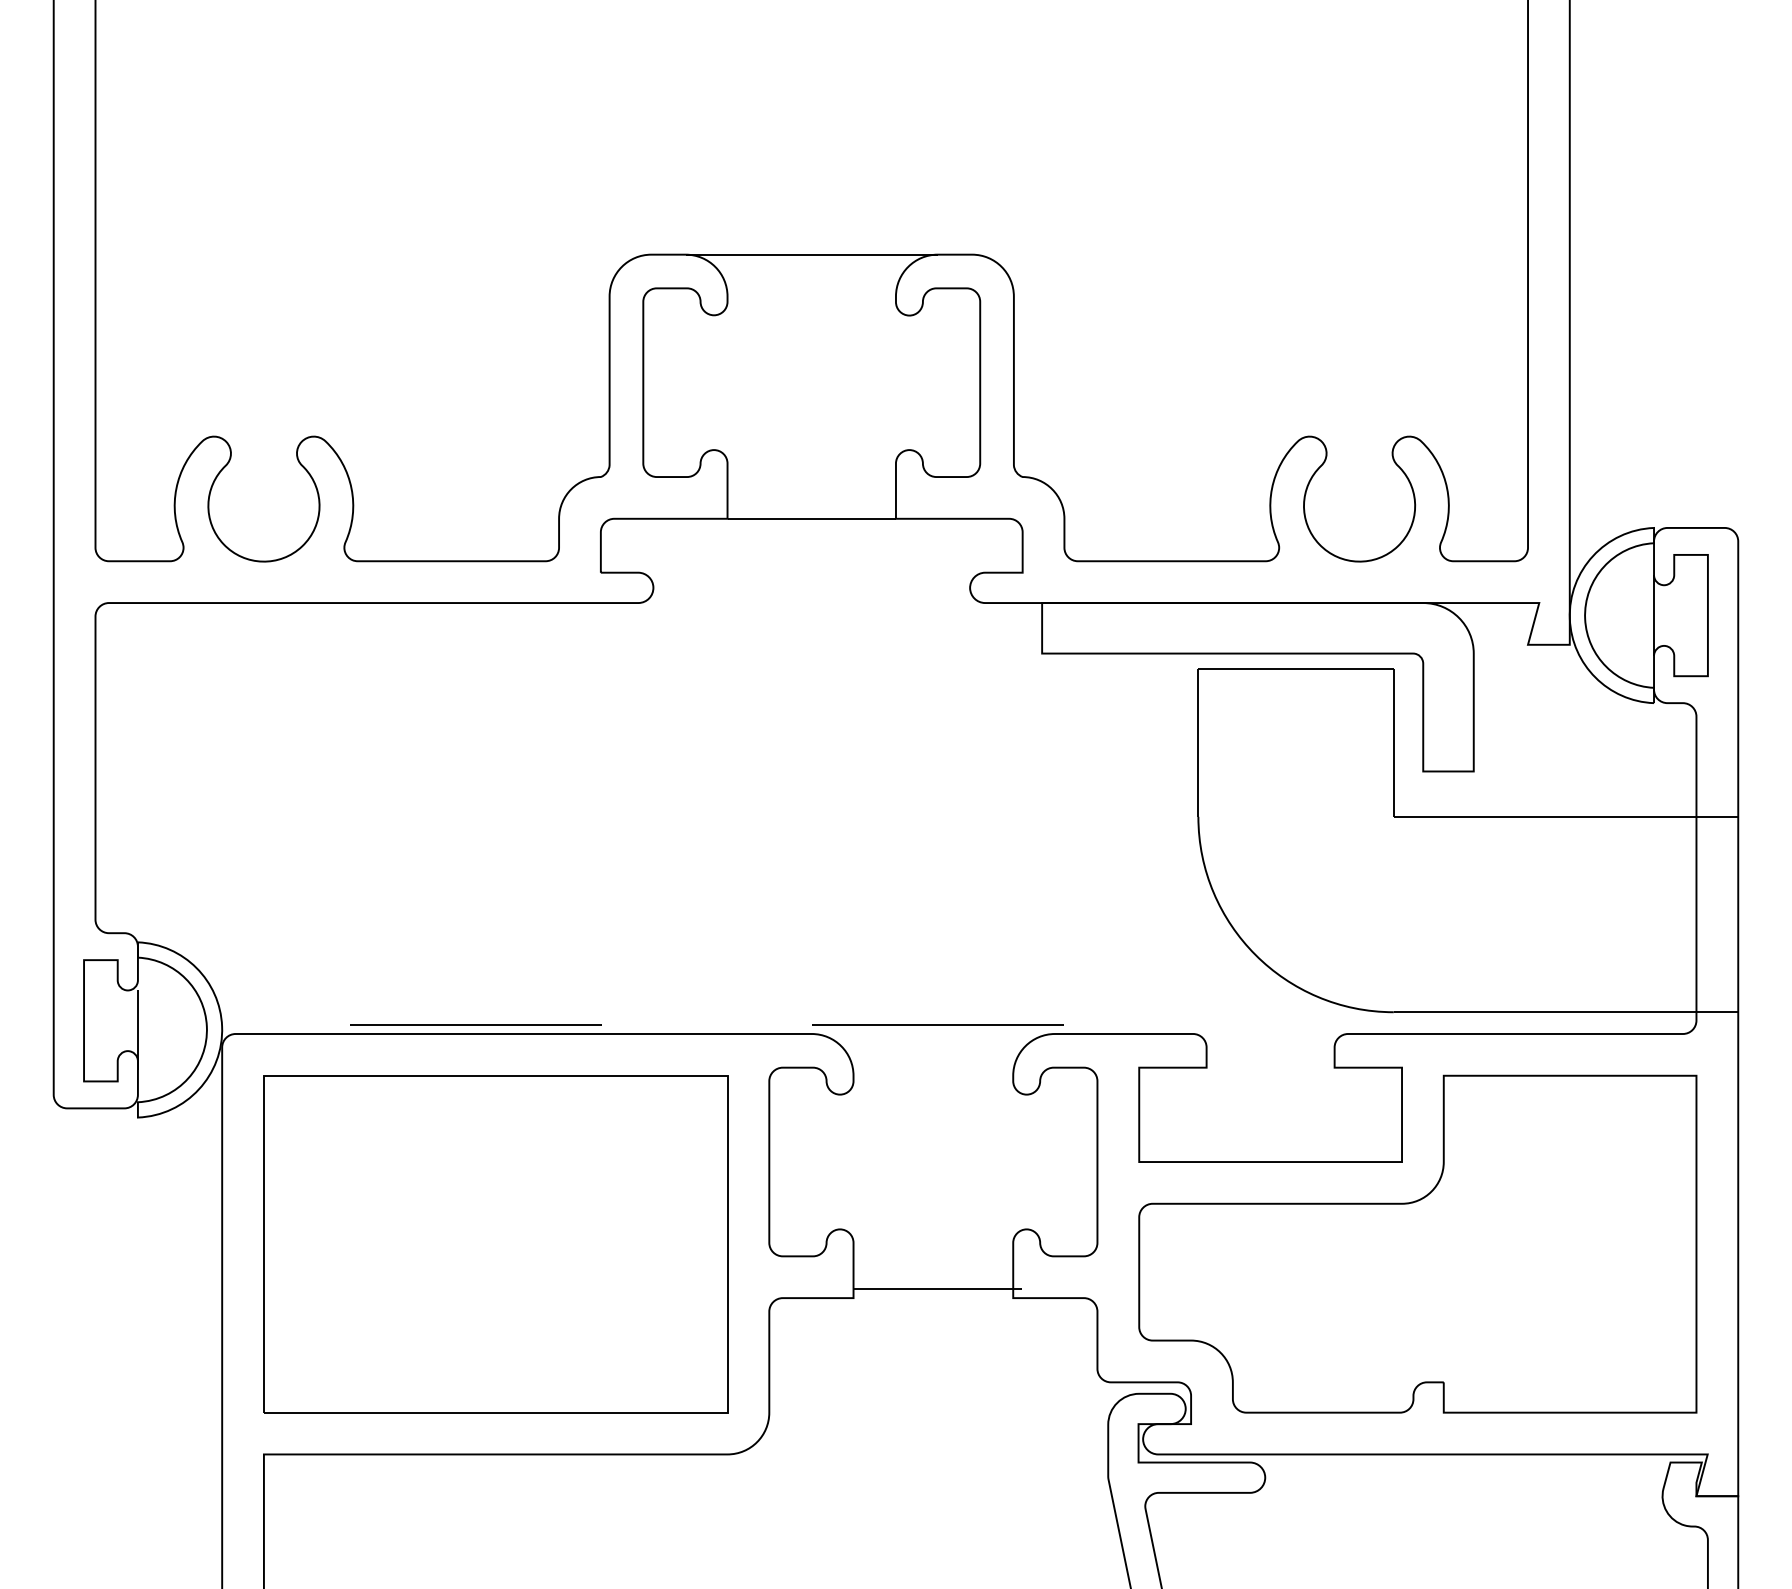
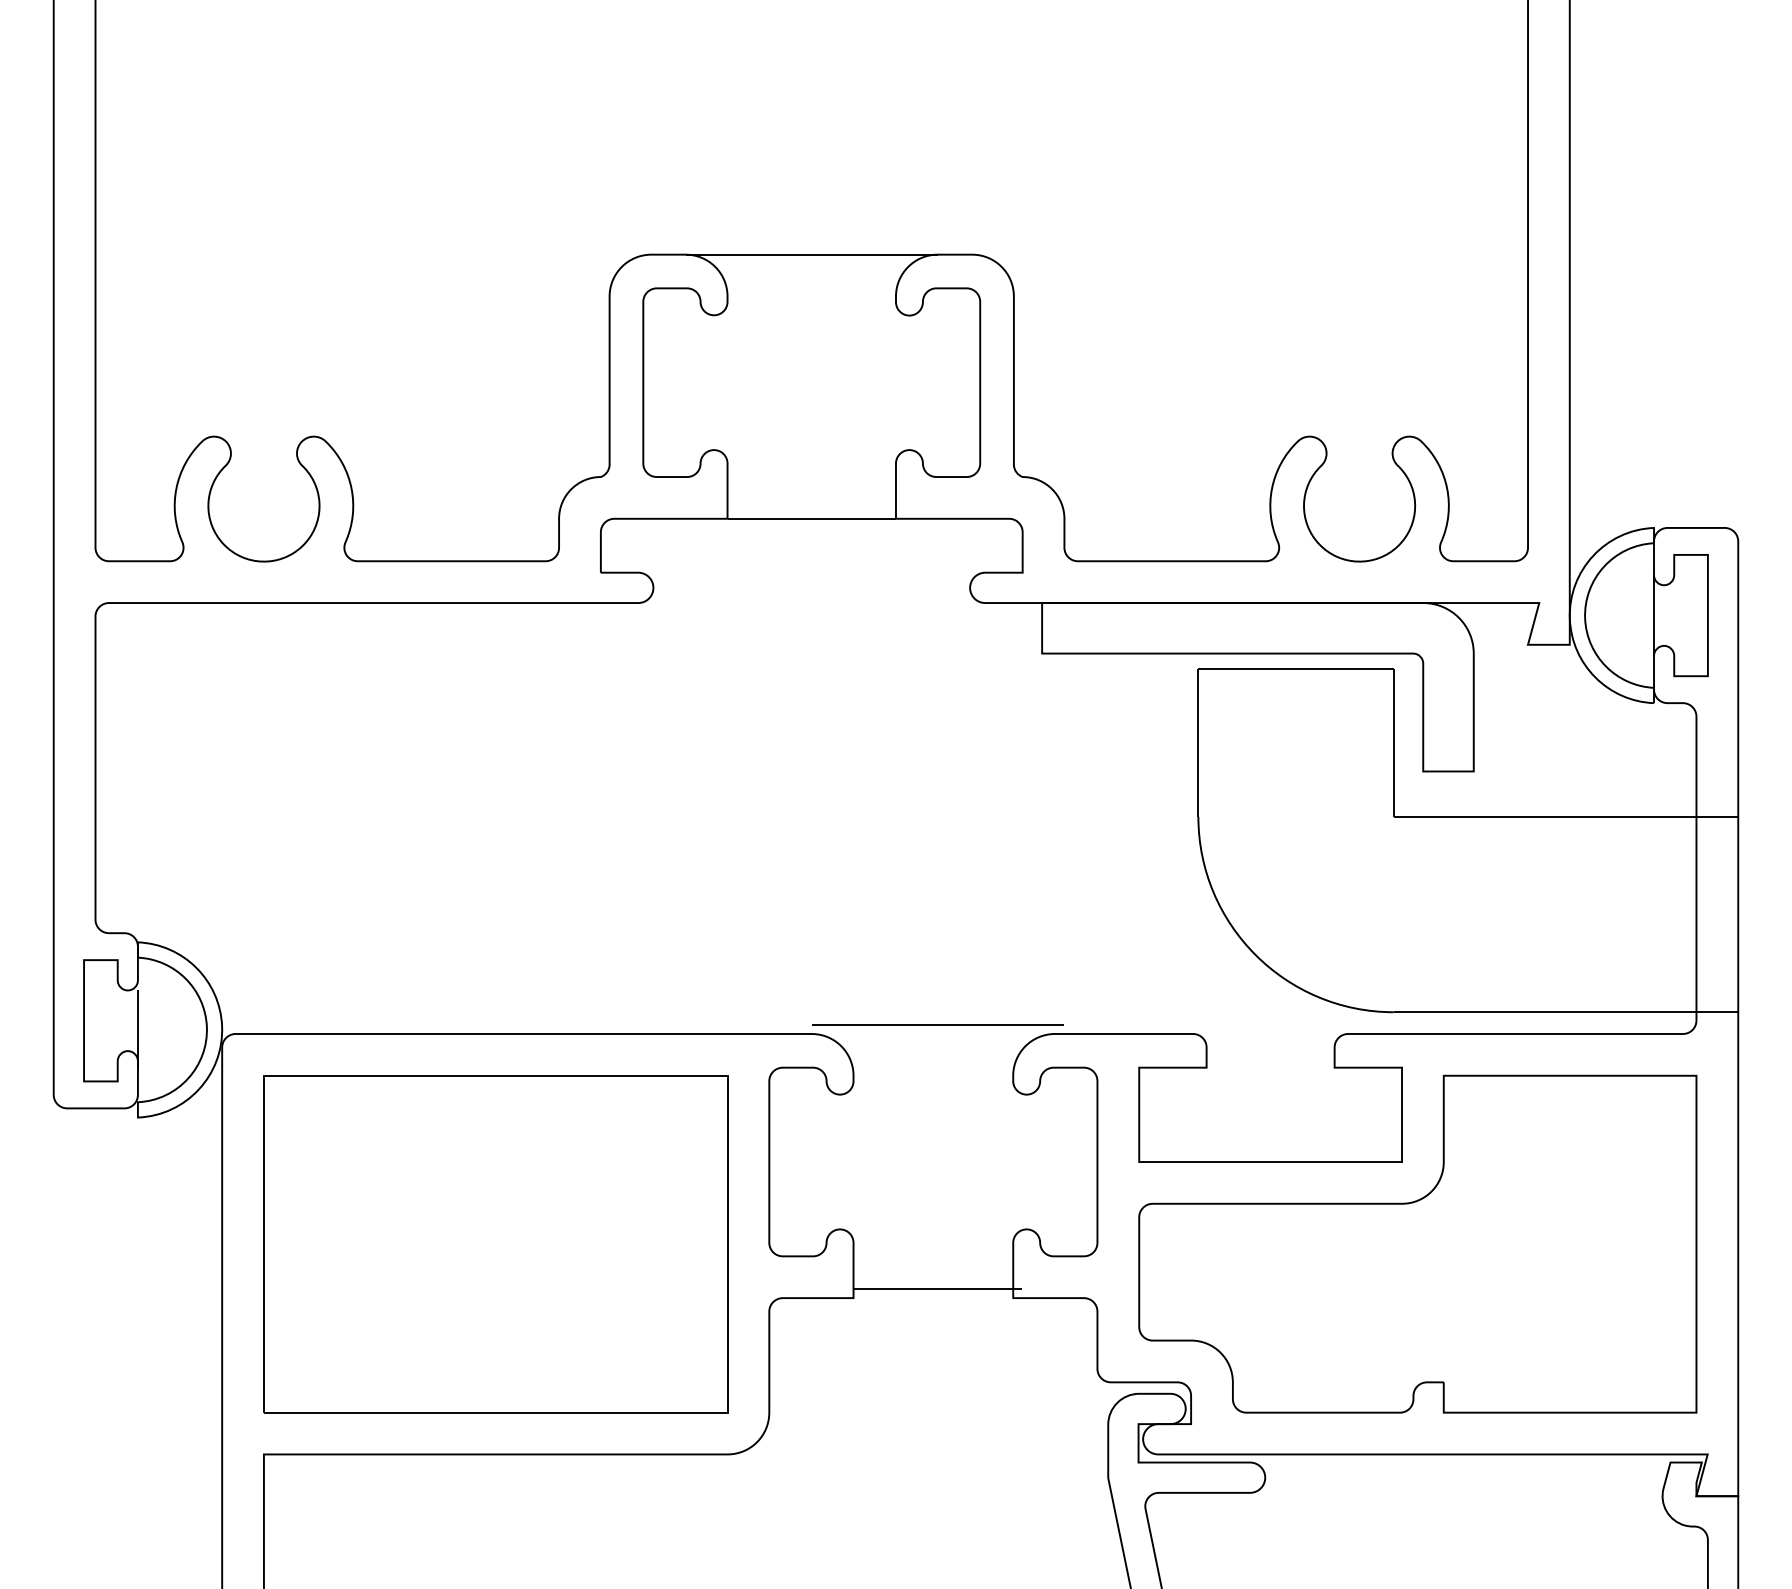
line: present -> none (475, 1024)
